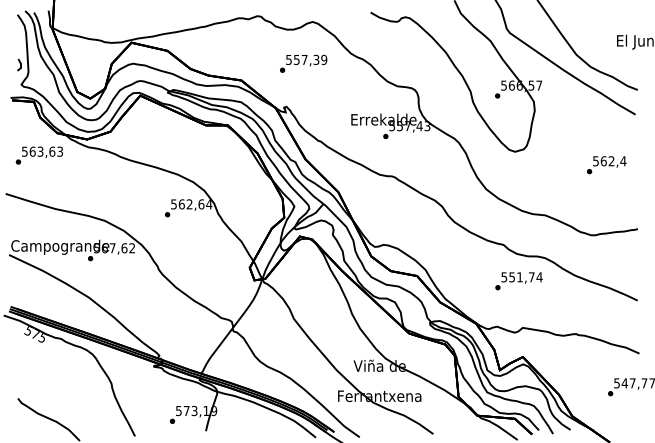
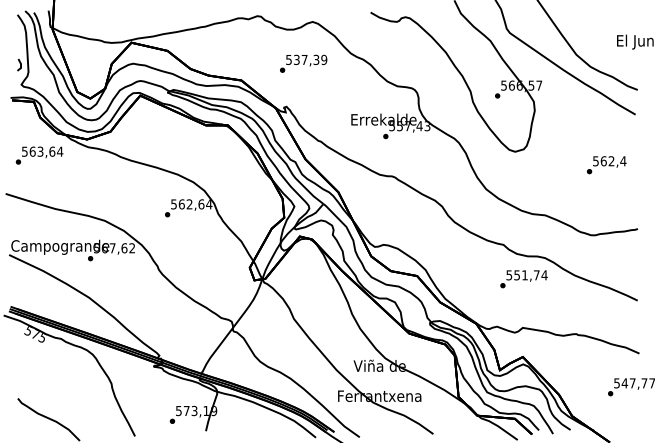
text: 557,39 -> 537,39 (296, 59)
text: 563,63 -> 563,64 (59, 151)
text position: (518, 281) -> (523, 279) (523, 279)
